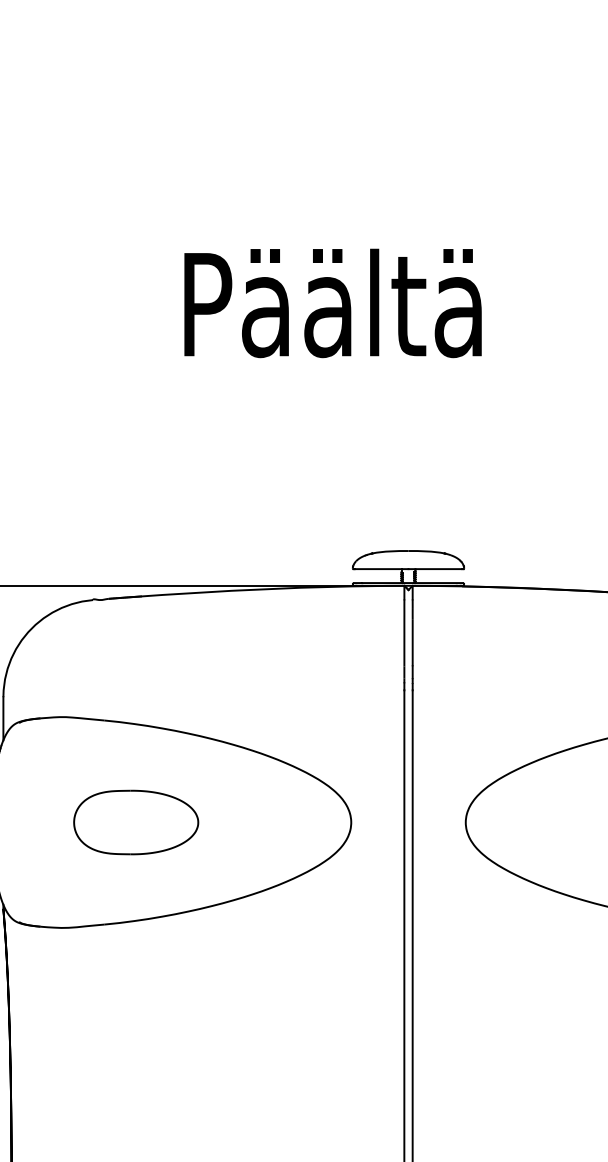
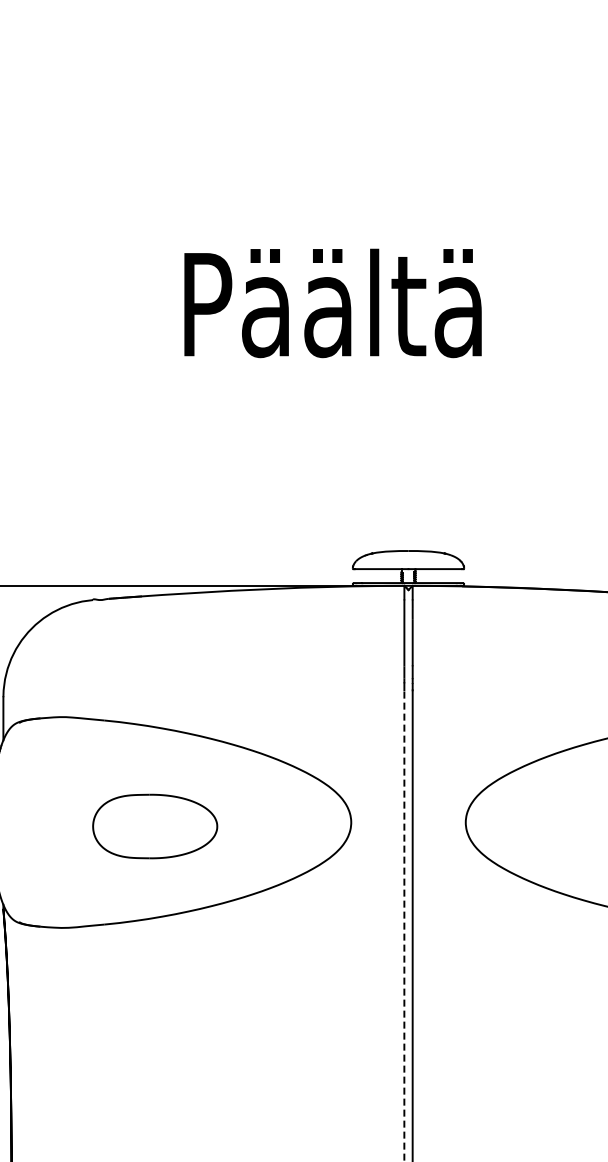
part position: (136, 822) -> (155, 826) (155, 826)
line: solid -> dashed (404, 925)
